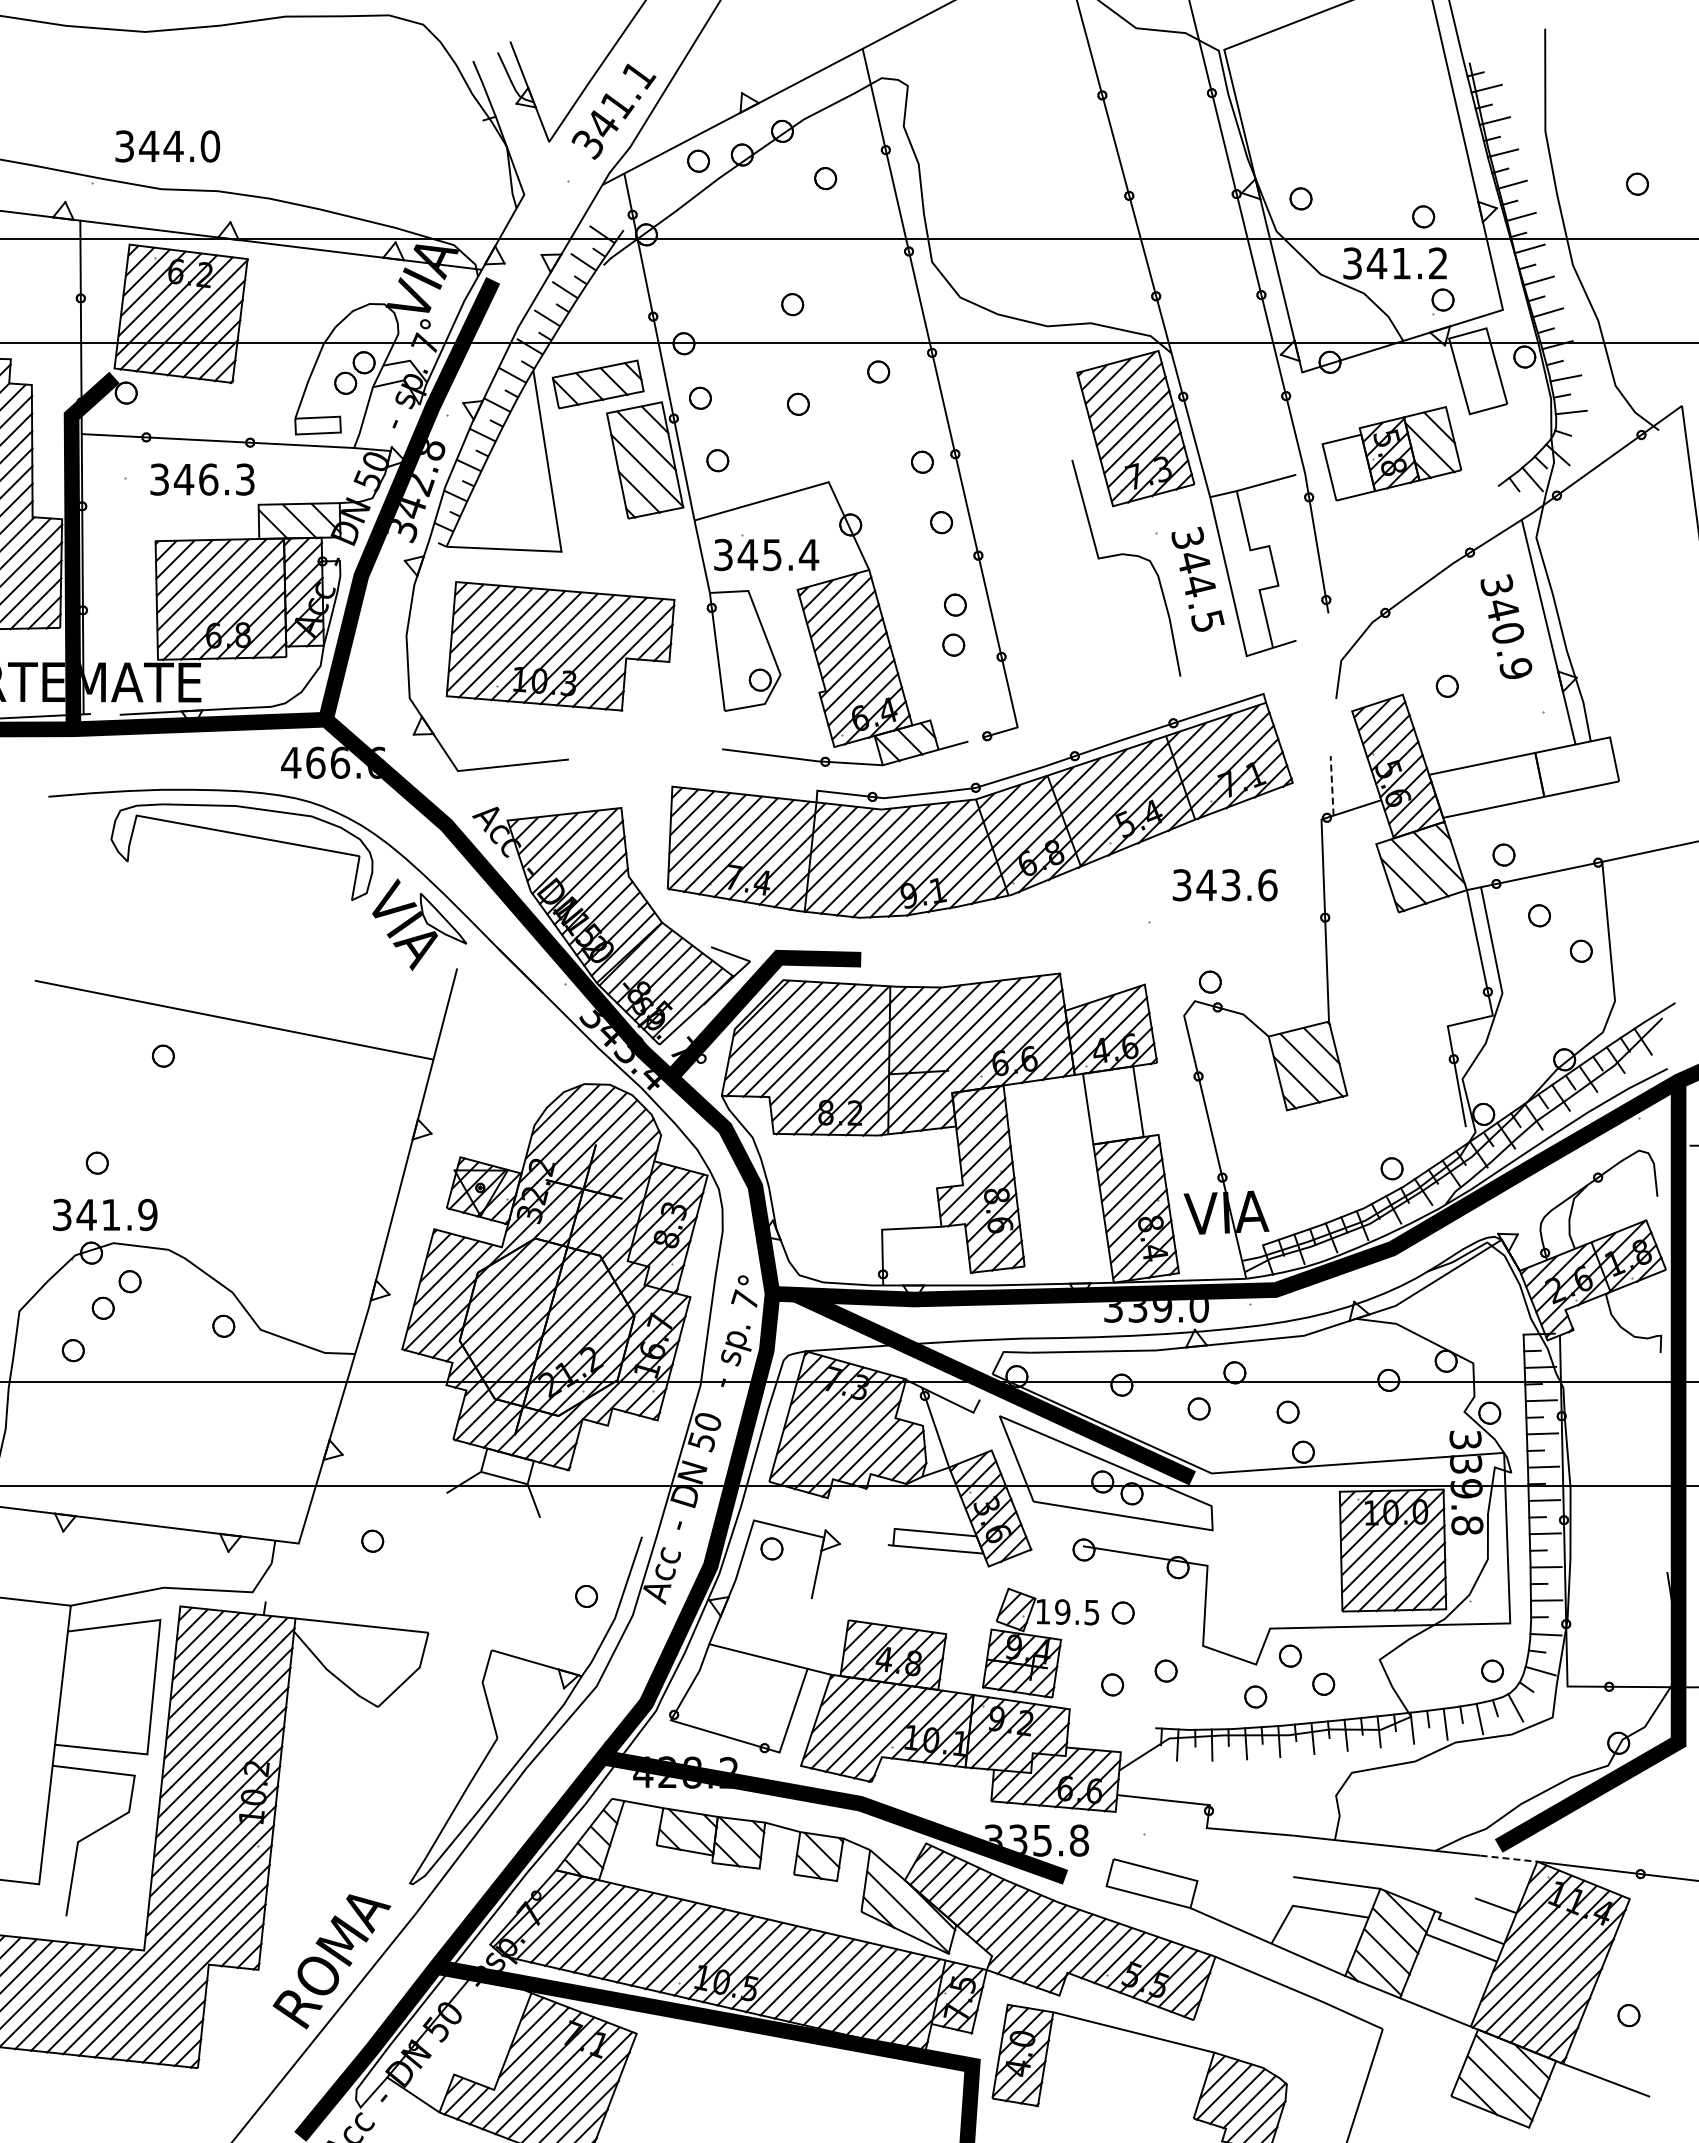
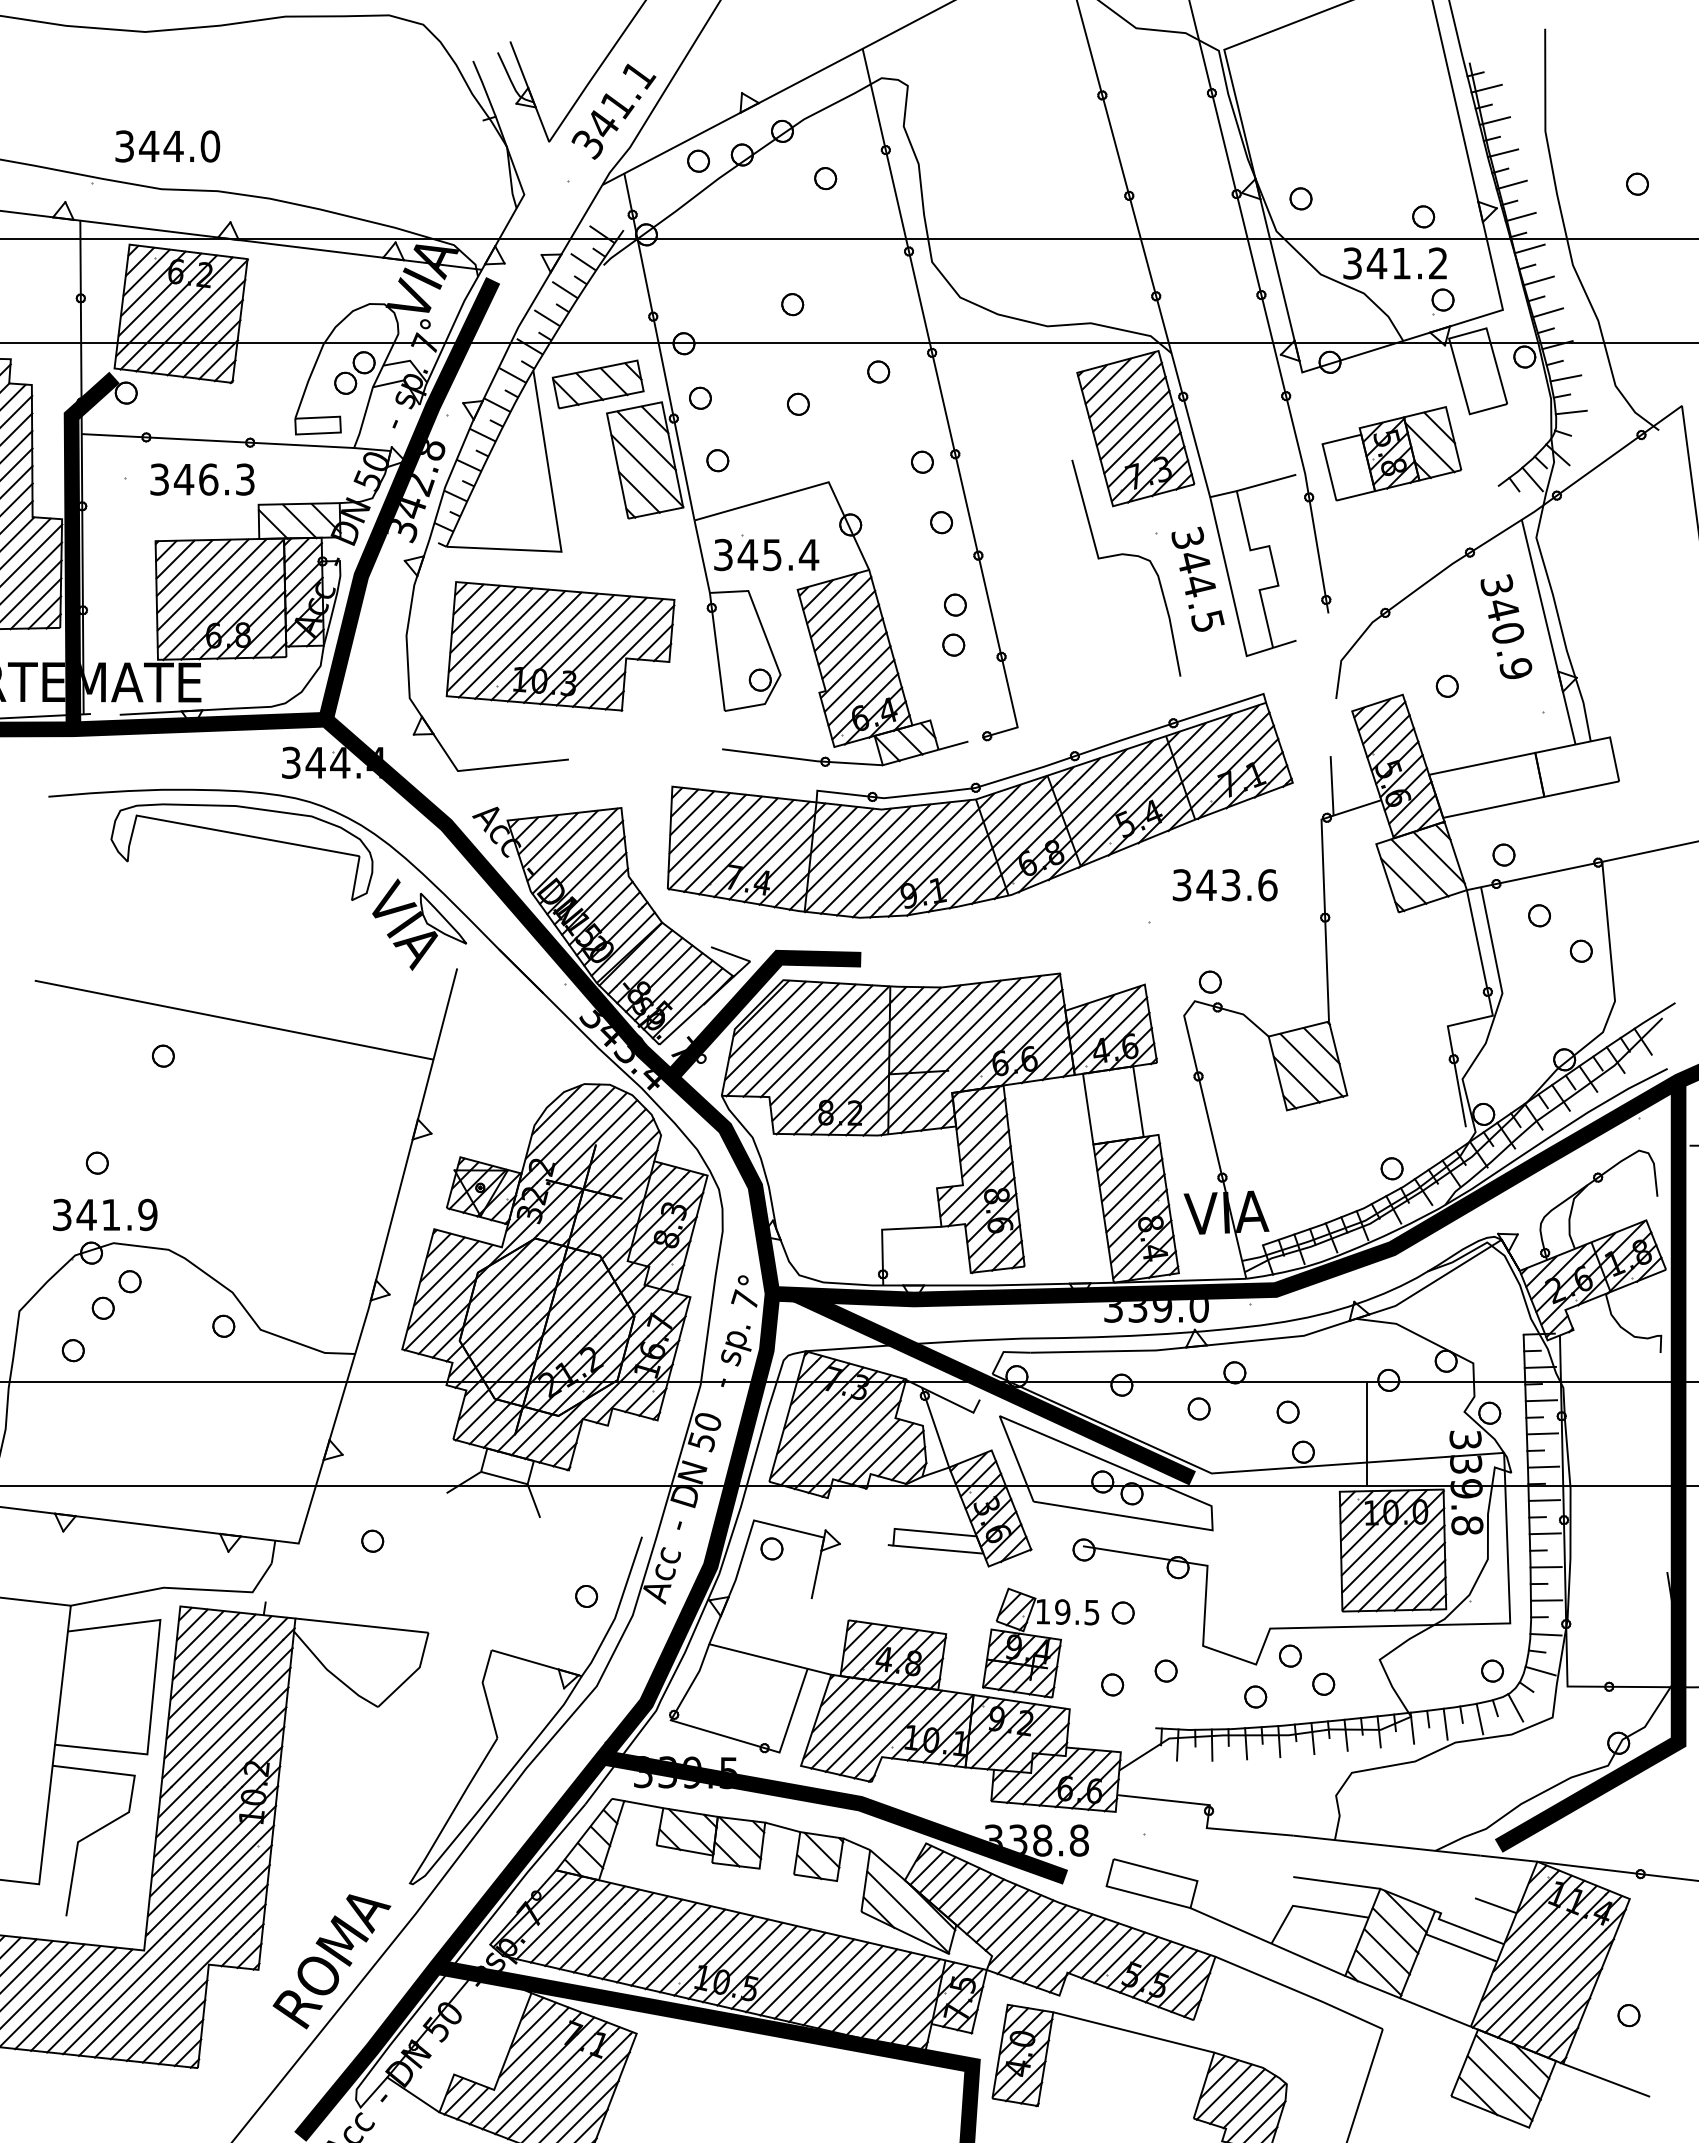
text: 466.6 -> 344.4 (332, 762)
line: dashed -> solid (1332, 785)
line: none -> present (1367, 1434)
text: 428.2 -> 339.5 (685, 1772)
text: 335.8 -> 338.8 (1042, 1840)
line: dashed -> solid (1509, 1858)
